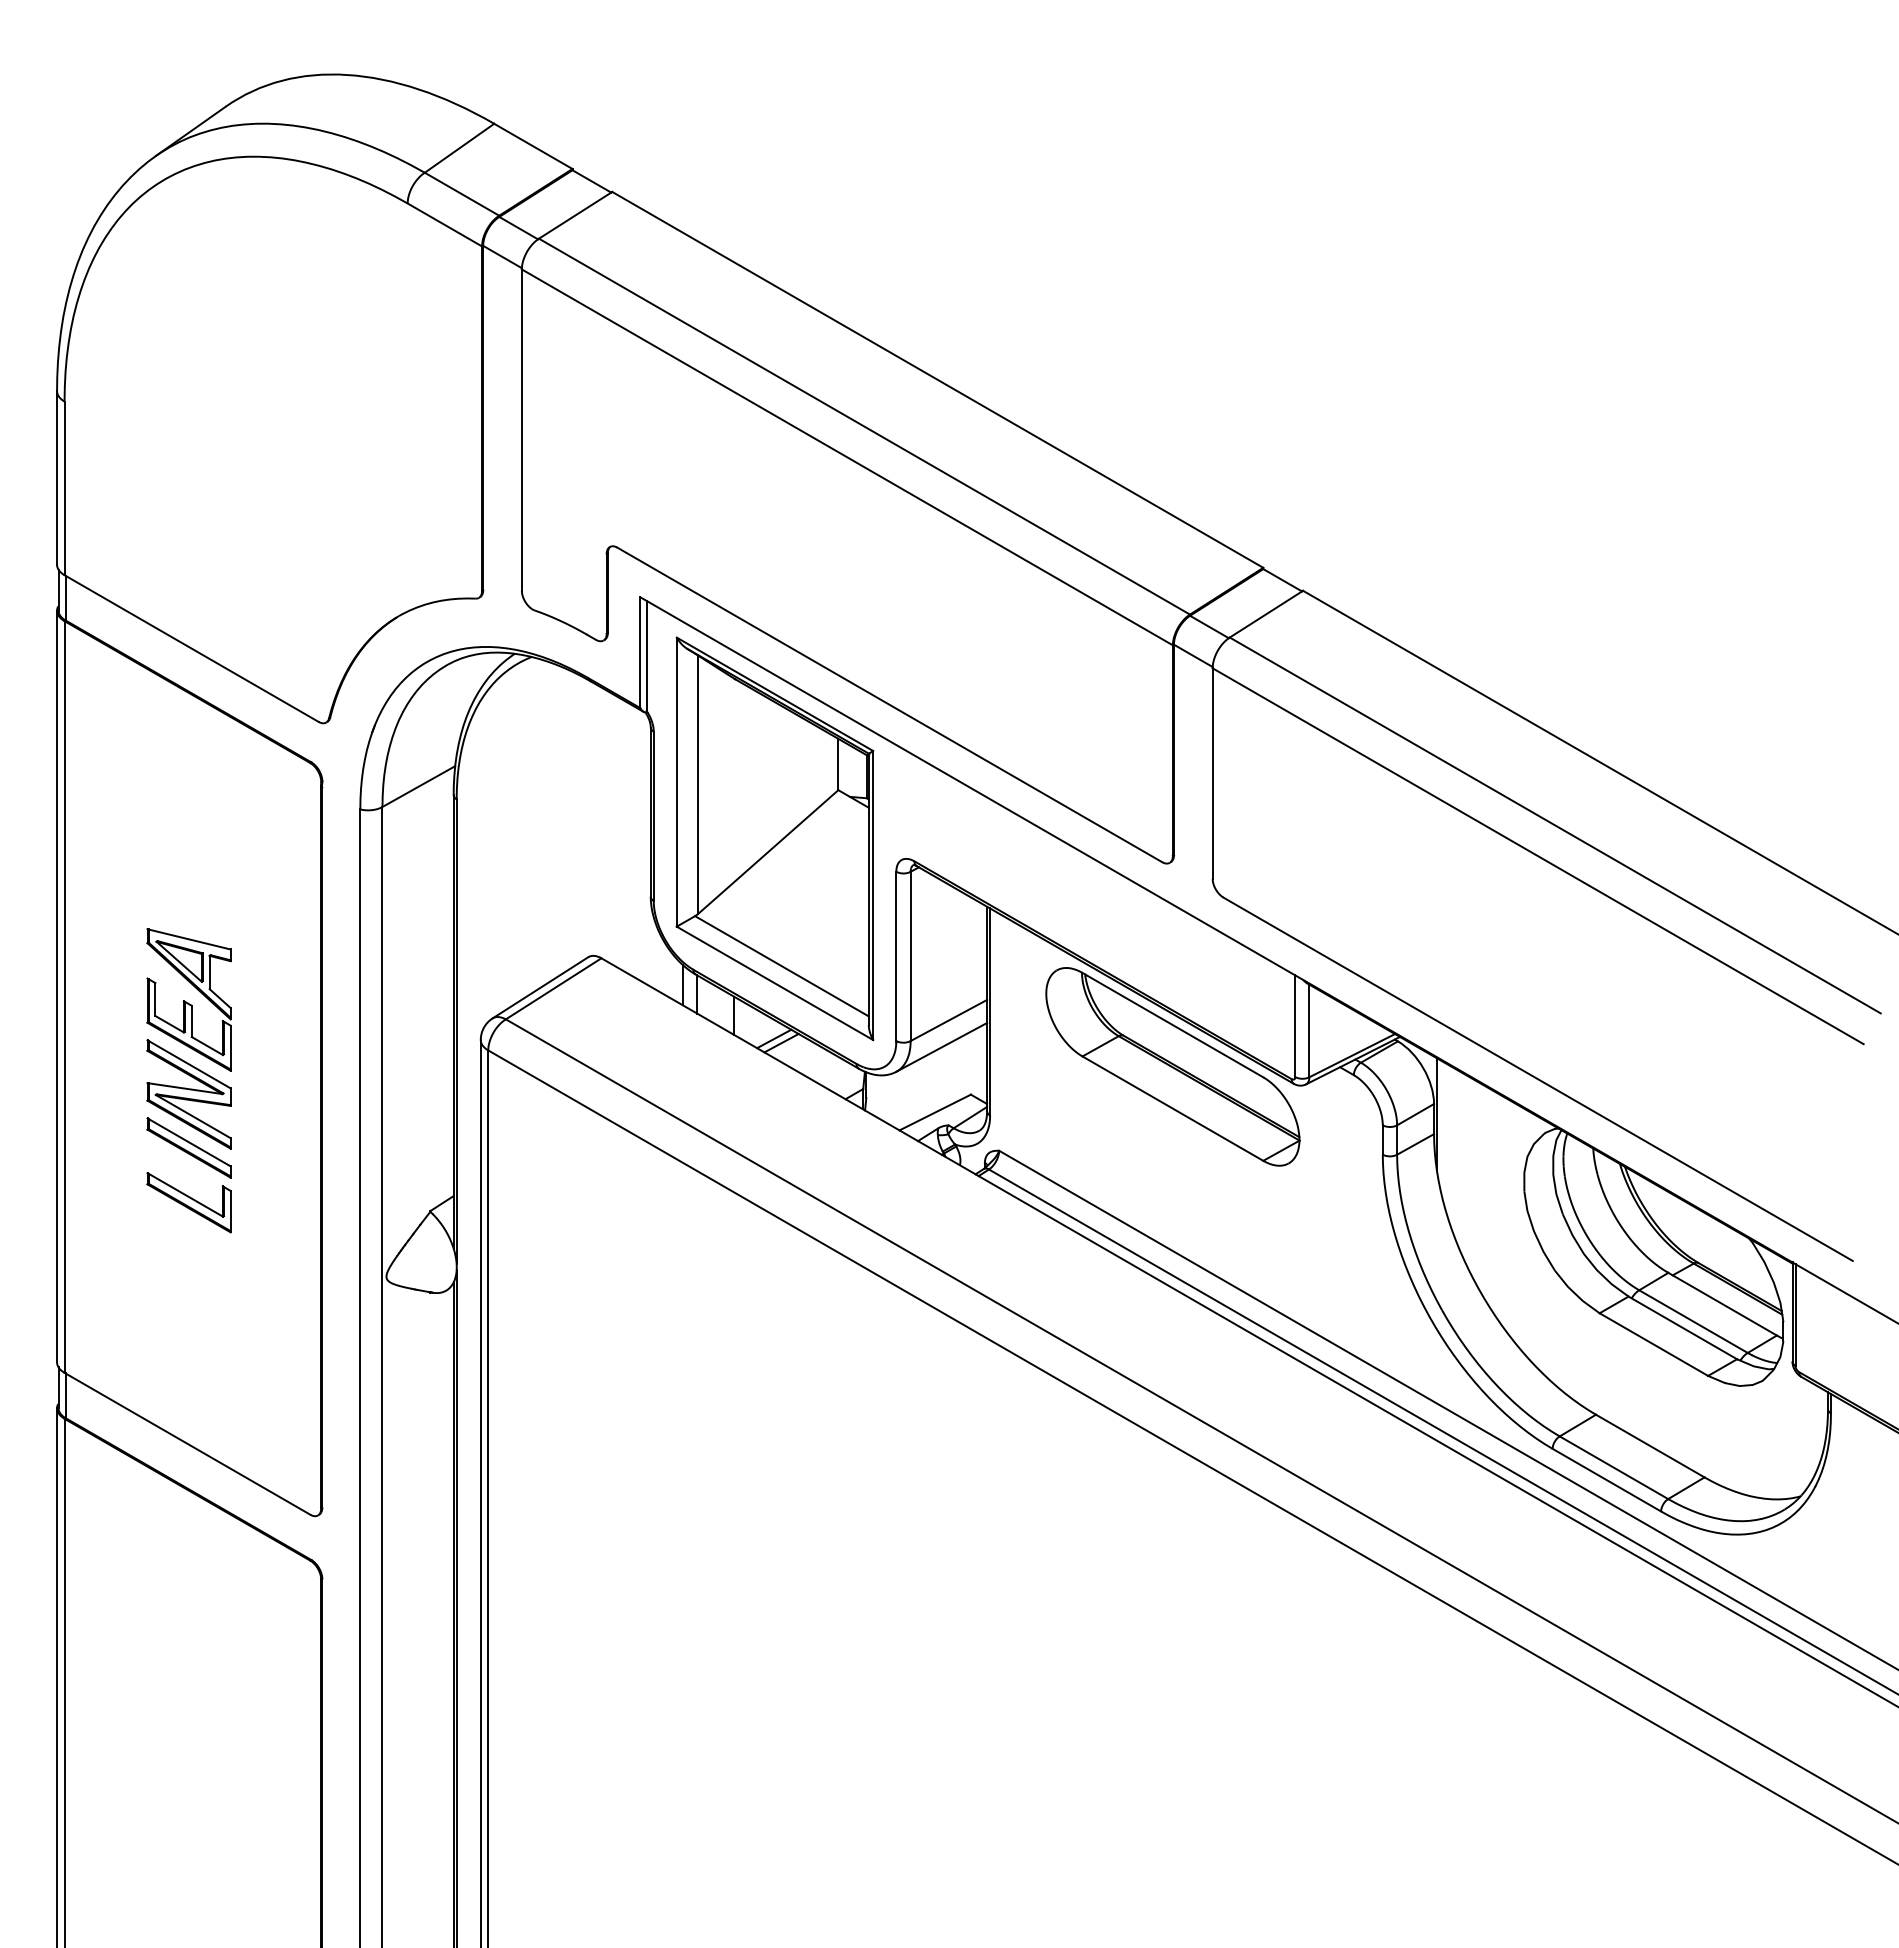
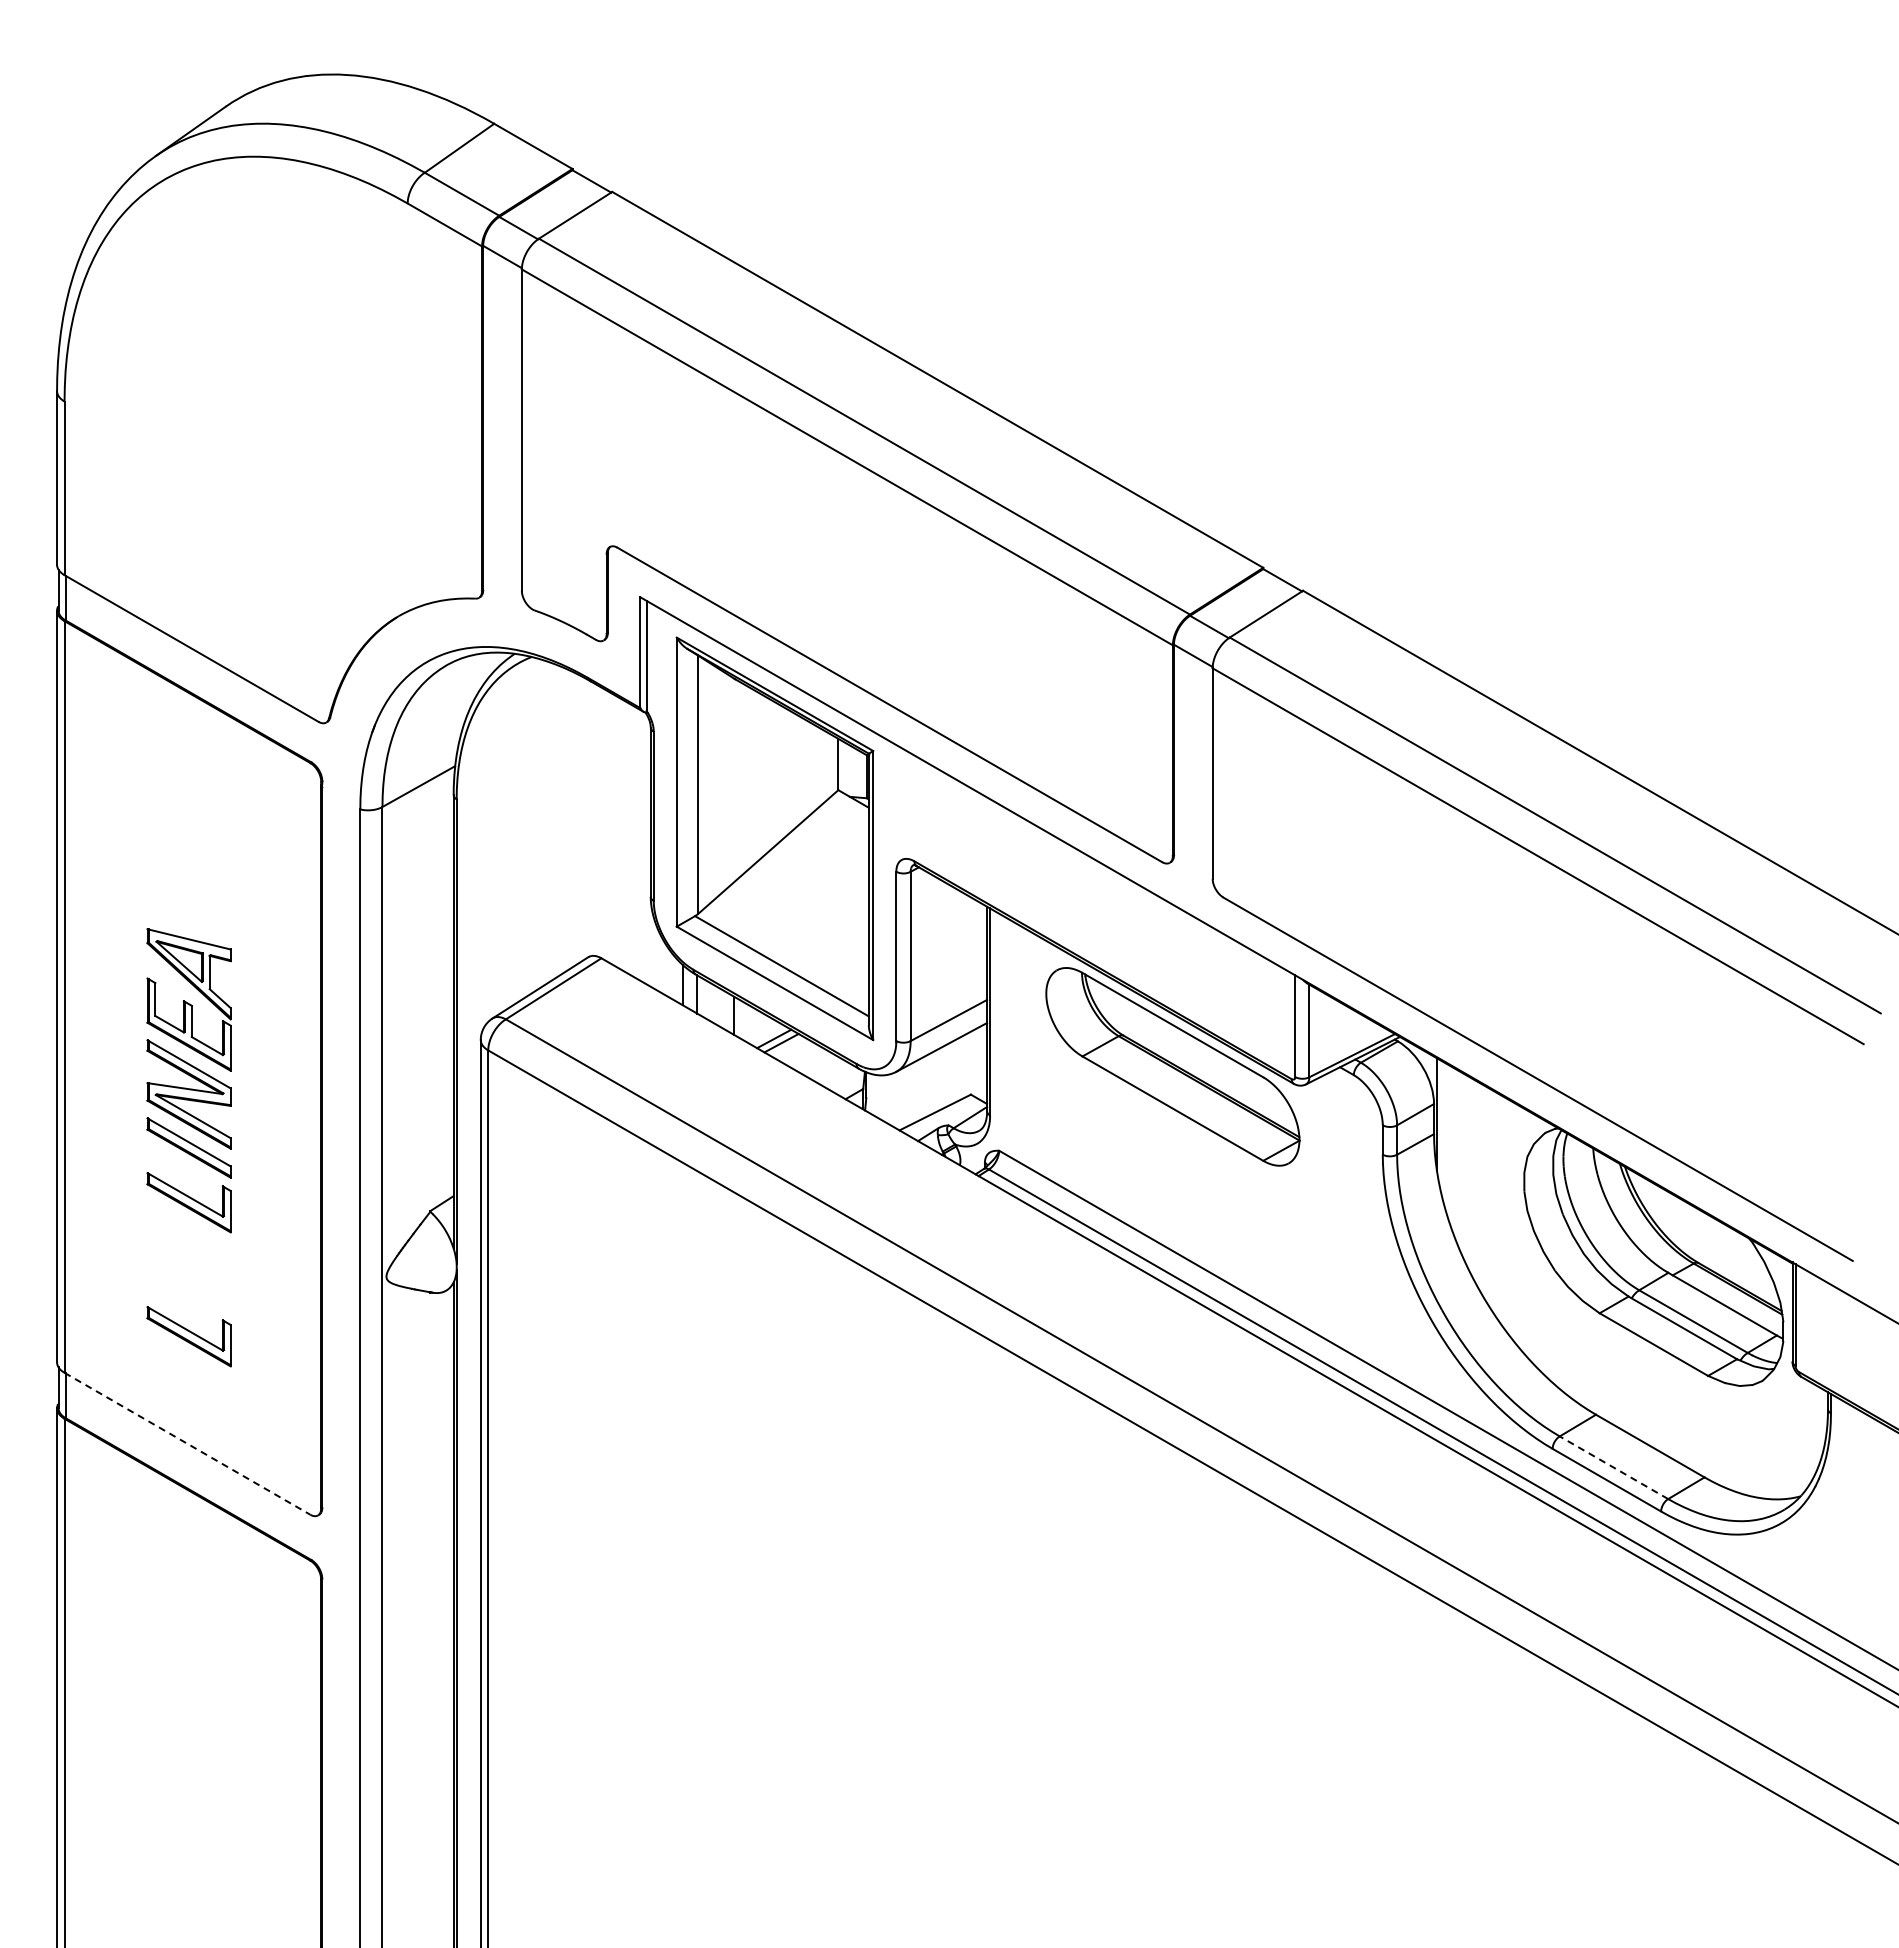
part: none -> present (188, 1336)
line: solid -> dashed (187, 1443)
line: solid -> dashed (1614, 1467)
